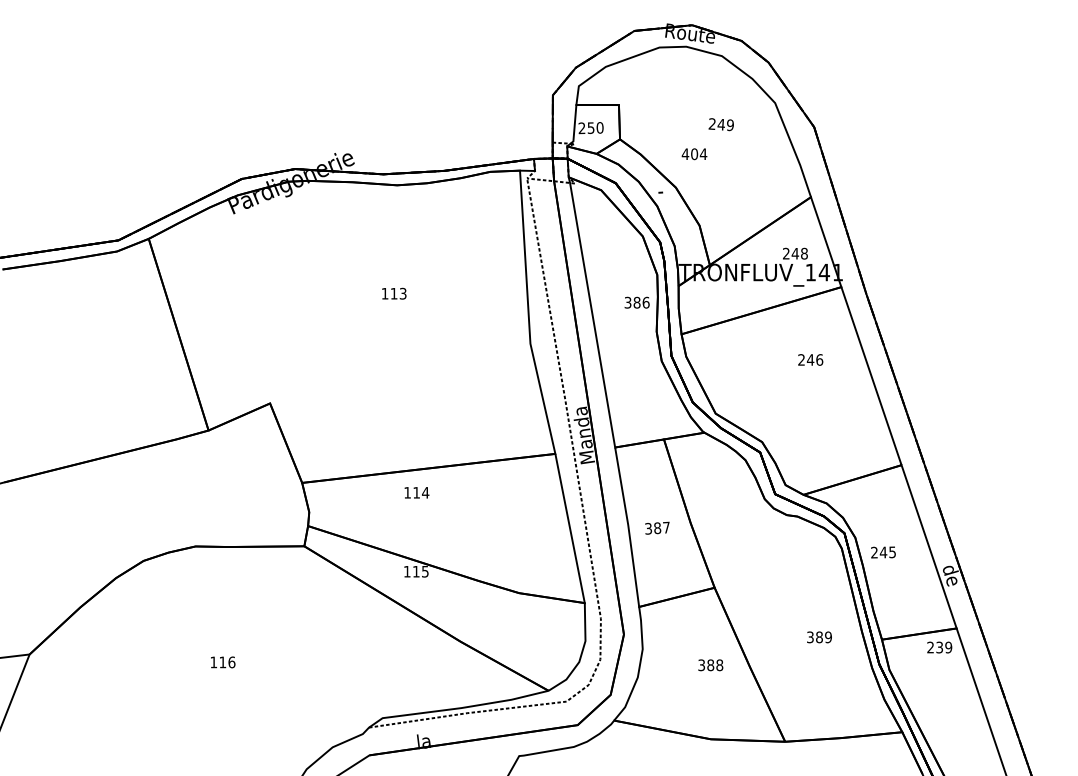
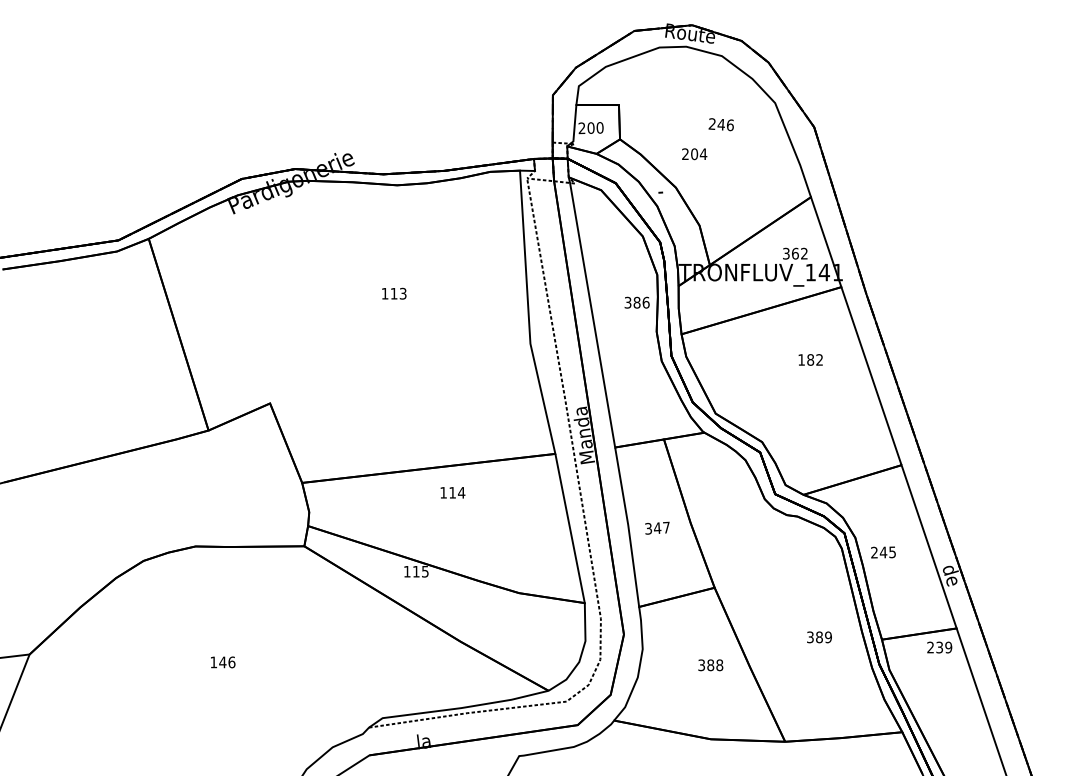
text: 249 -> 246 (730, 125)
text: 250 -> 200 (590, 127)
text: 404 -> 204 (685, 153)
text: 248 -> 362 (795, 253)
text: 246 -> 182 (810, 359)
text position: (416, 492) -> (452, 492) (452, 492)
text: 387 -> 347 (657, 528)
text: 116 -> 146 (222, 662)
